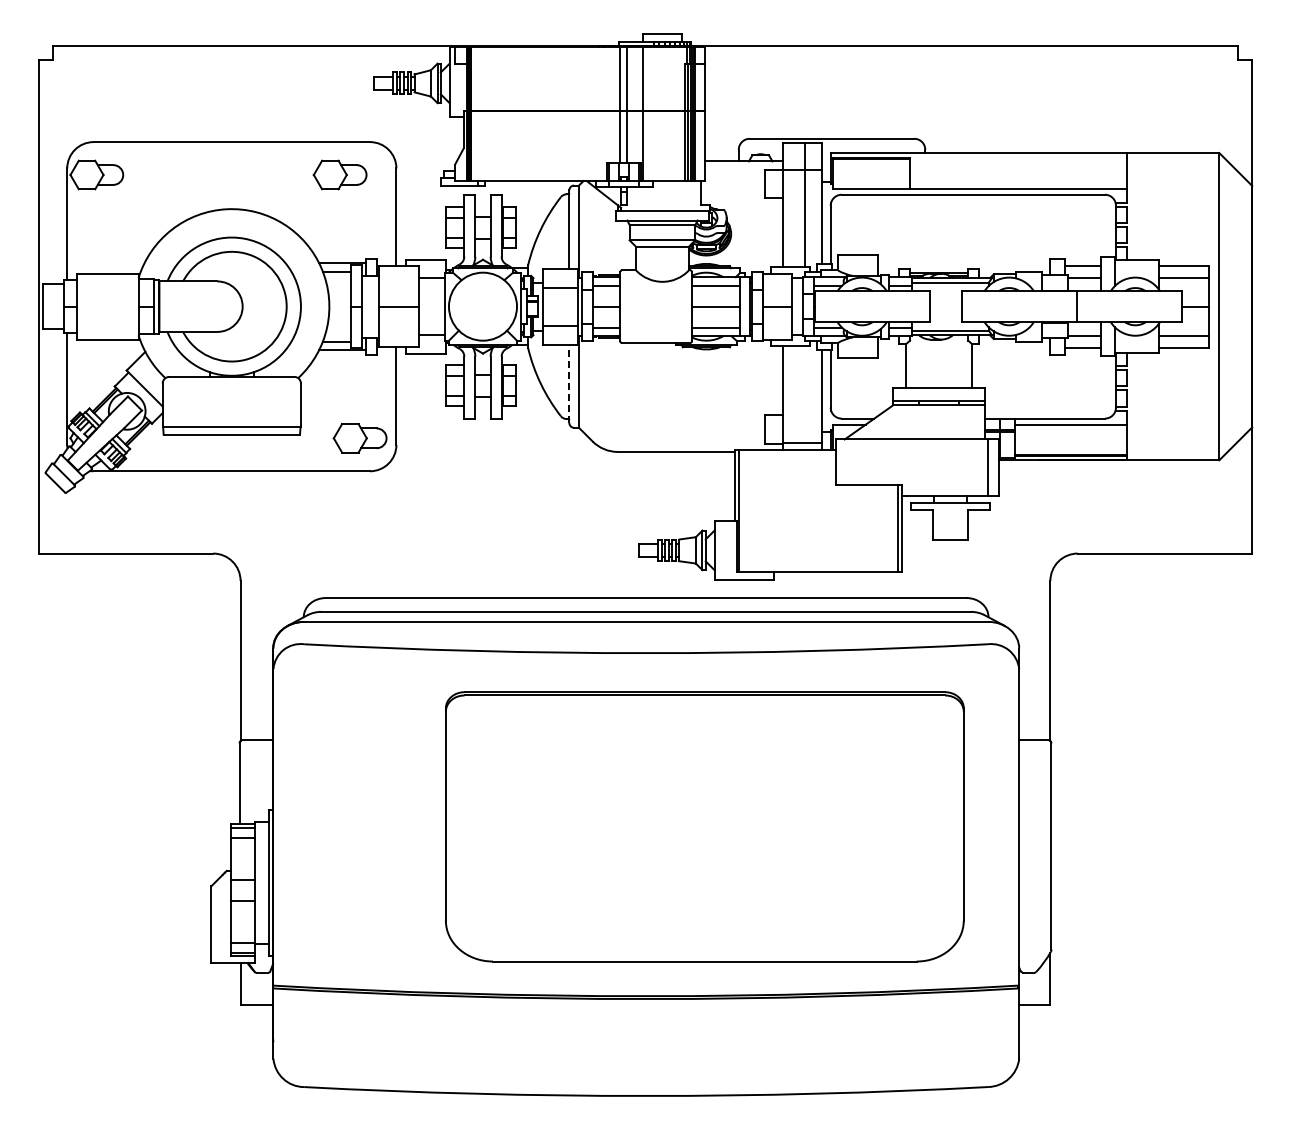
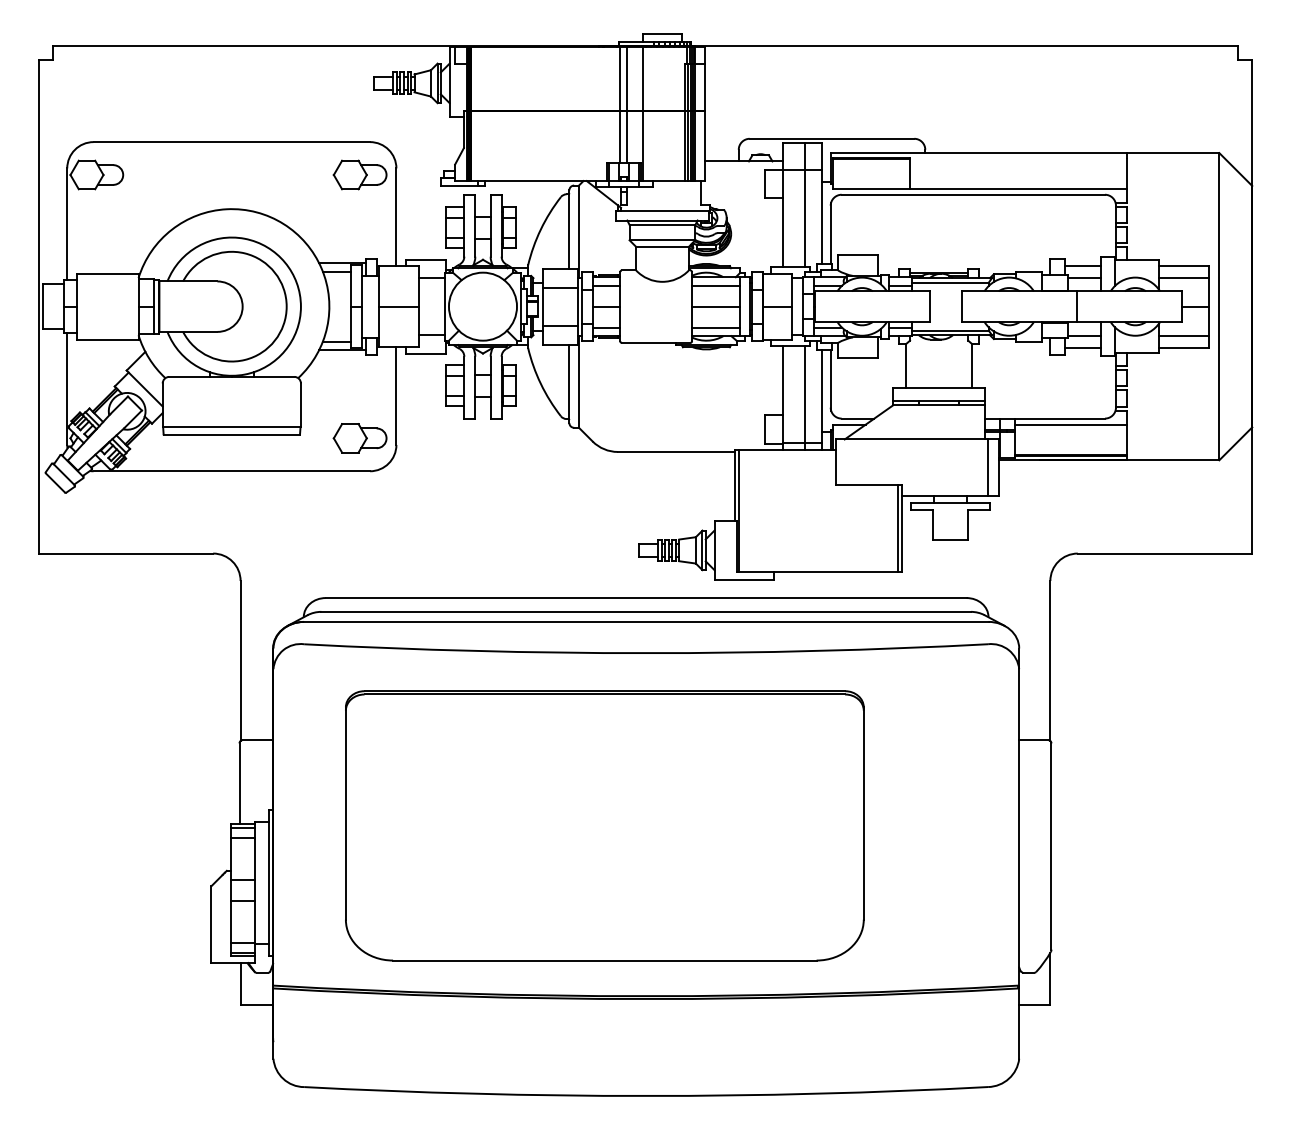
part position: (339, 174) -> (359, 174) (359, 174)
line: dashed -> solid (569, 383)
line: none -> present (804, 398)
part position: (704, 826) -> (604, 825) (604, 825)
